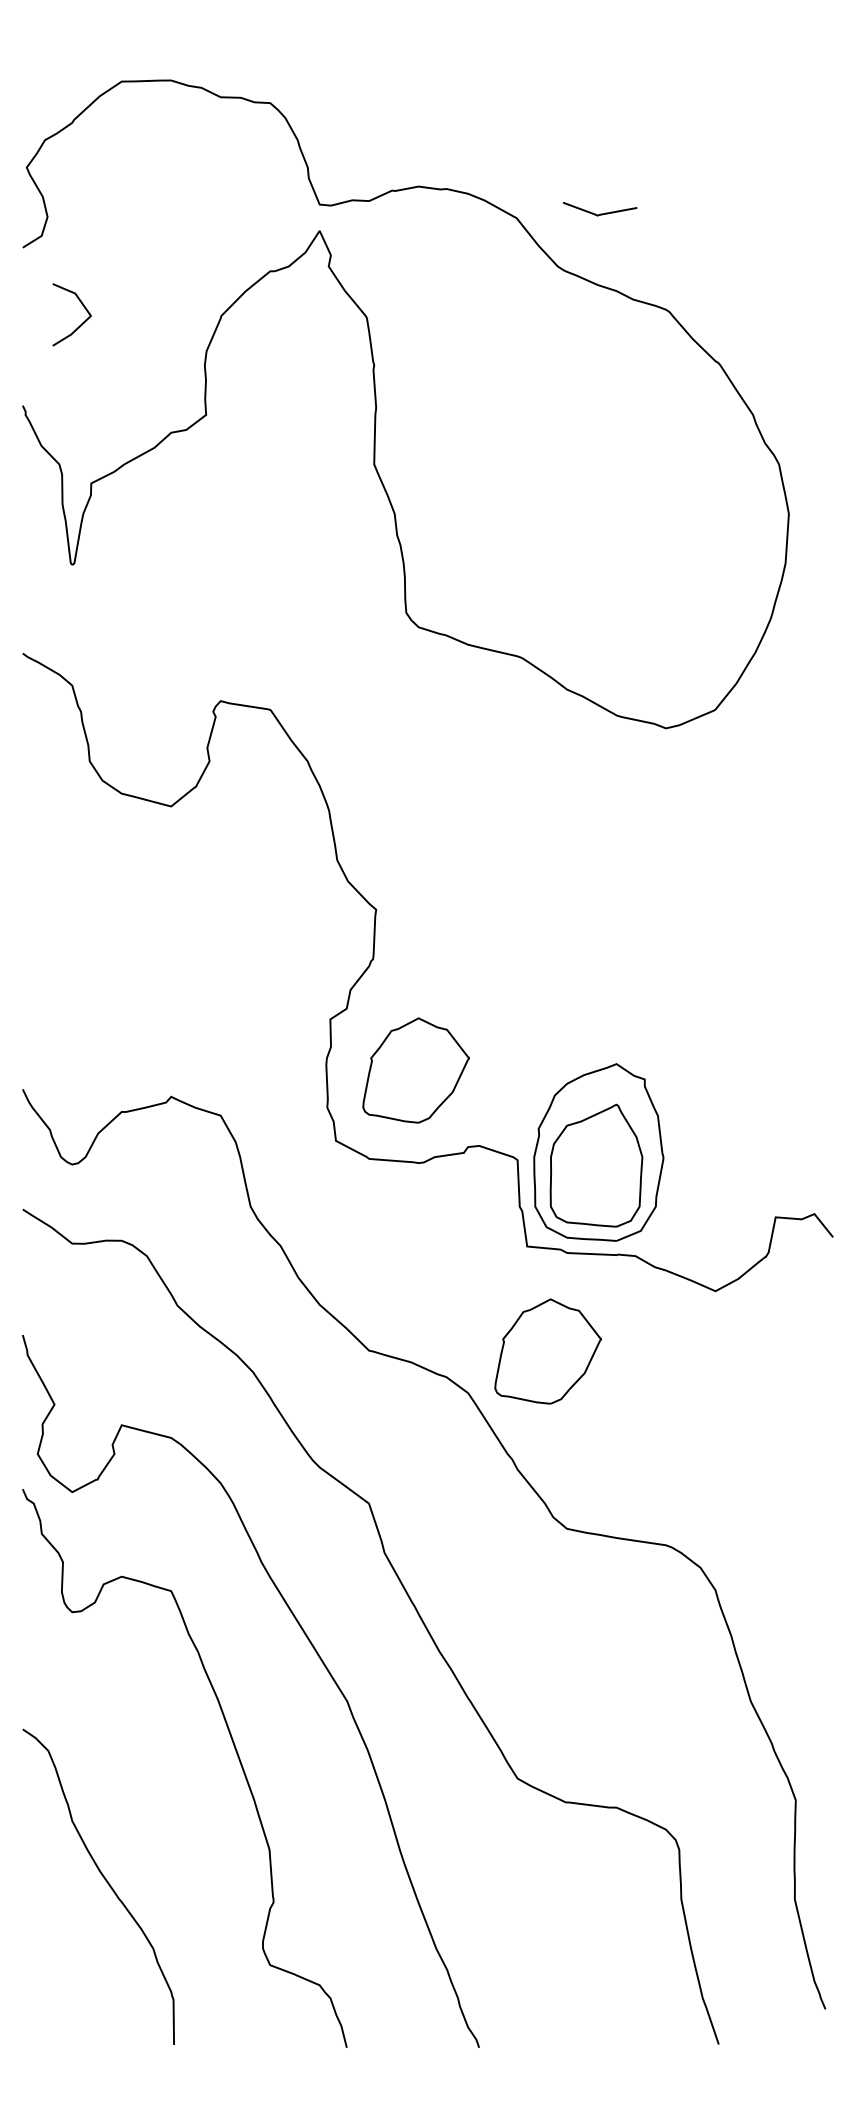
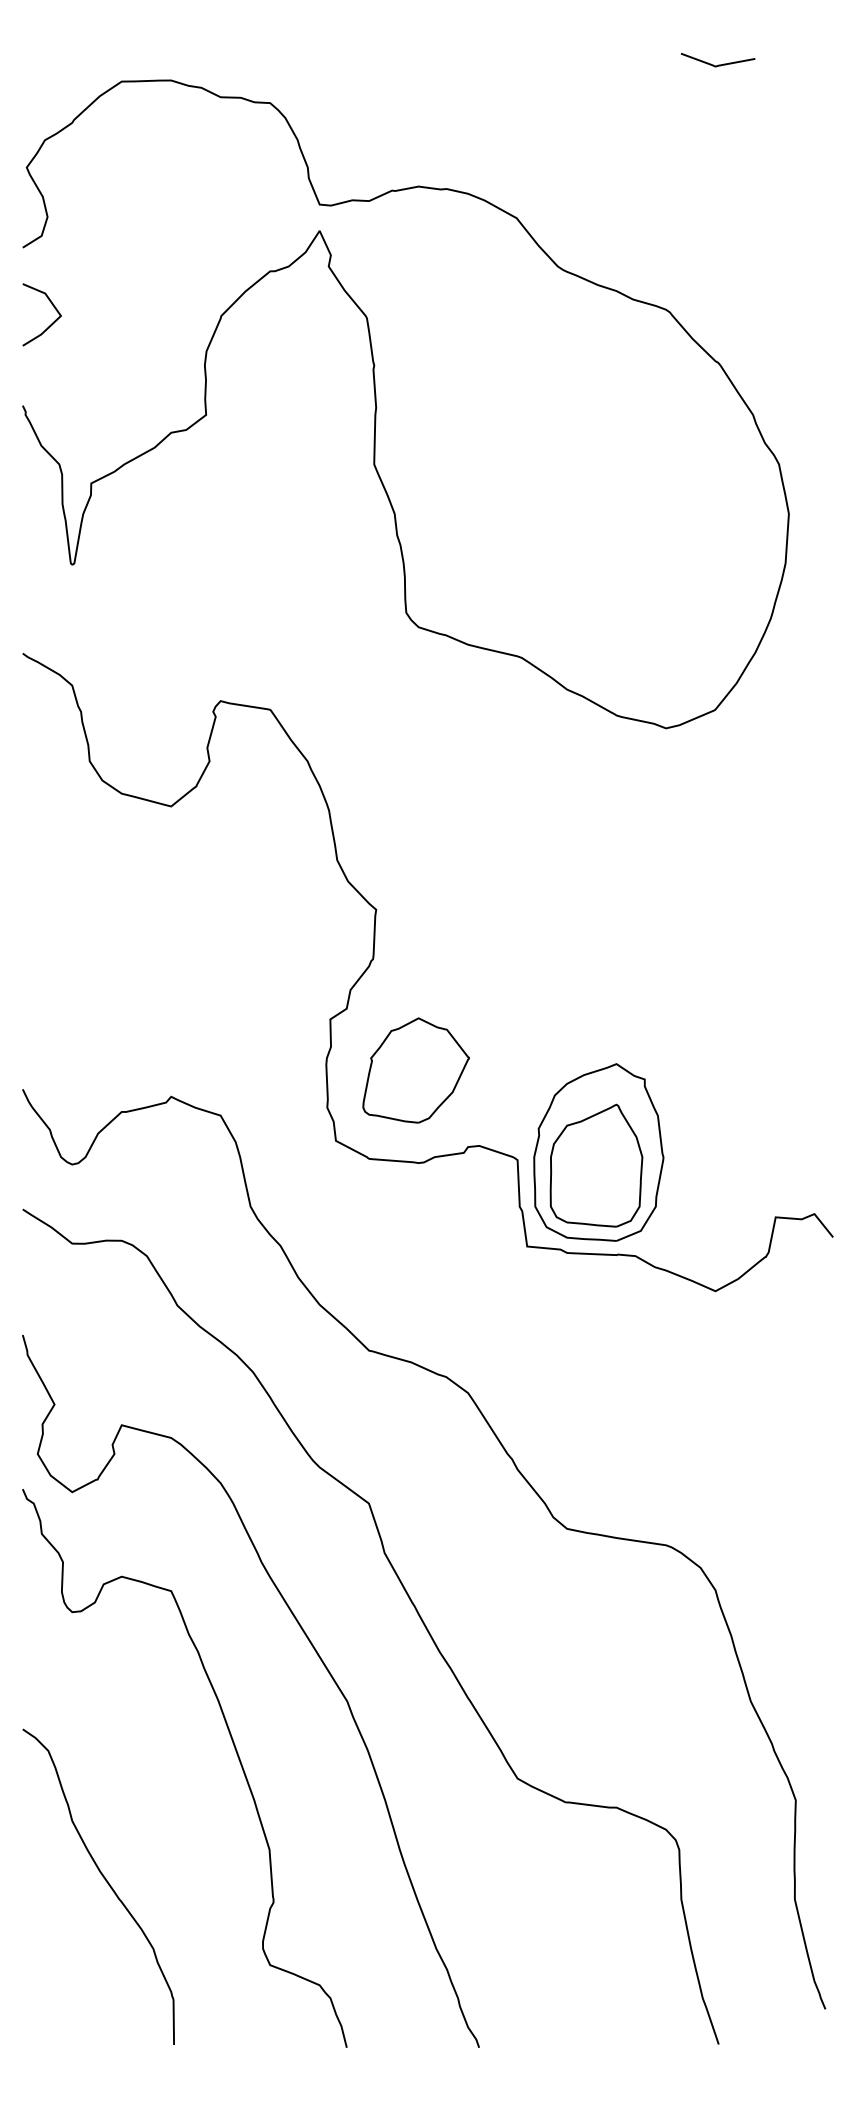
line position: (600, 213) -> (718, 64) (718, 64)
line position: (81, 323) -> (51, 323) (51, 323)
part: present -> none (547, 1351)
